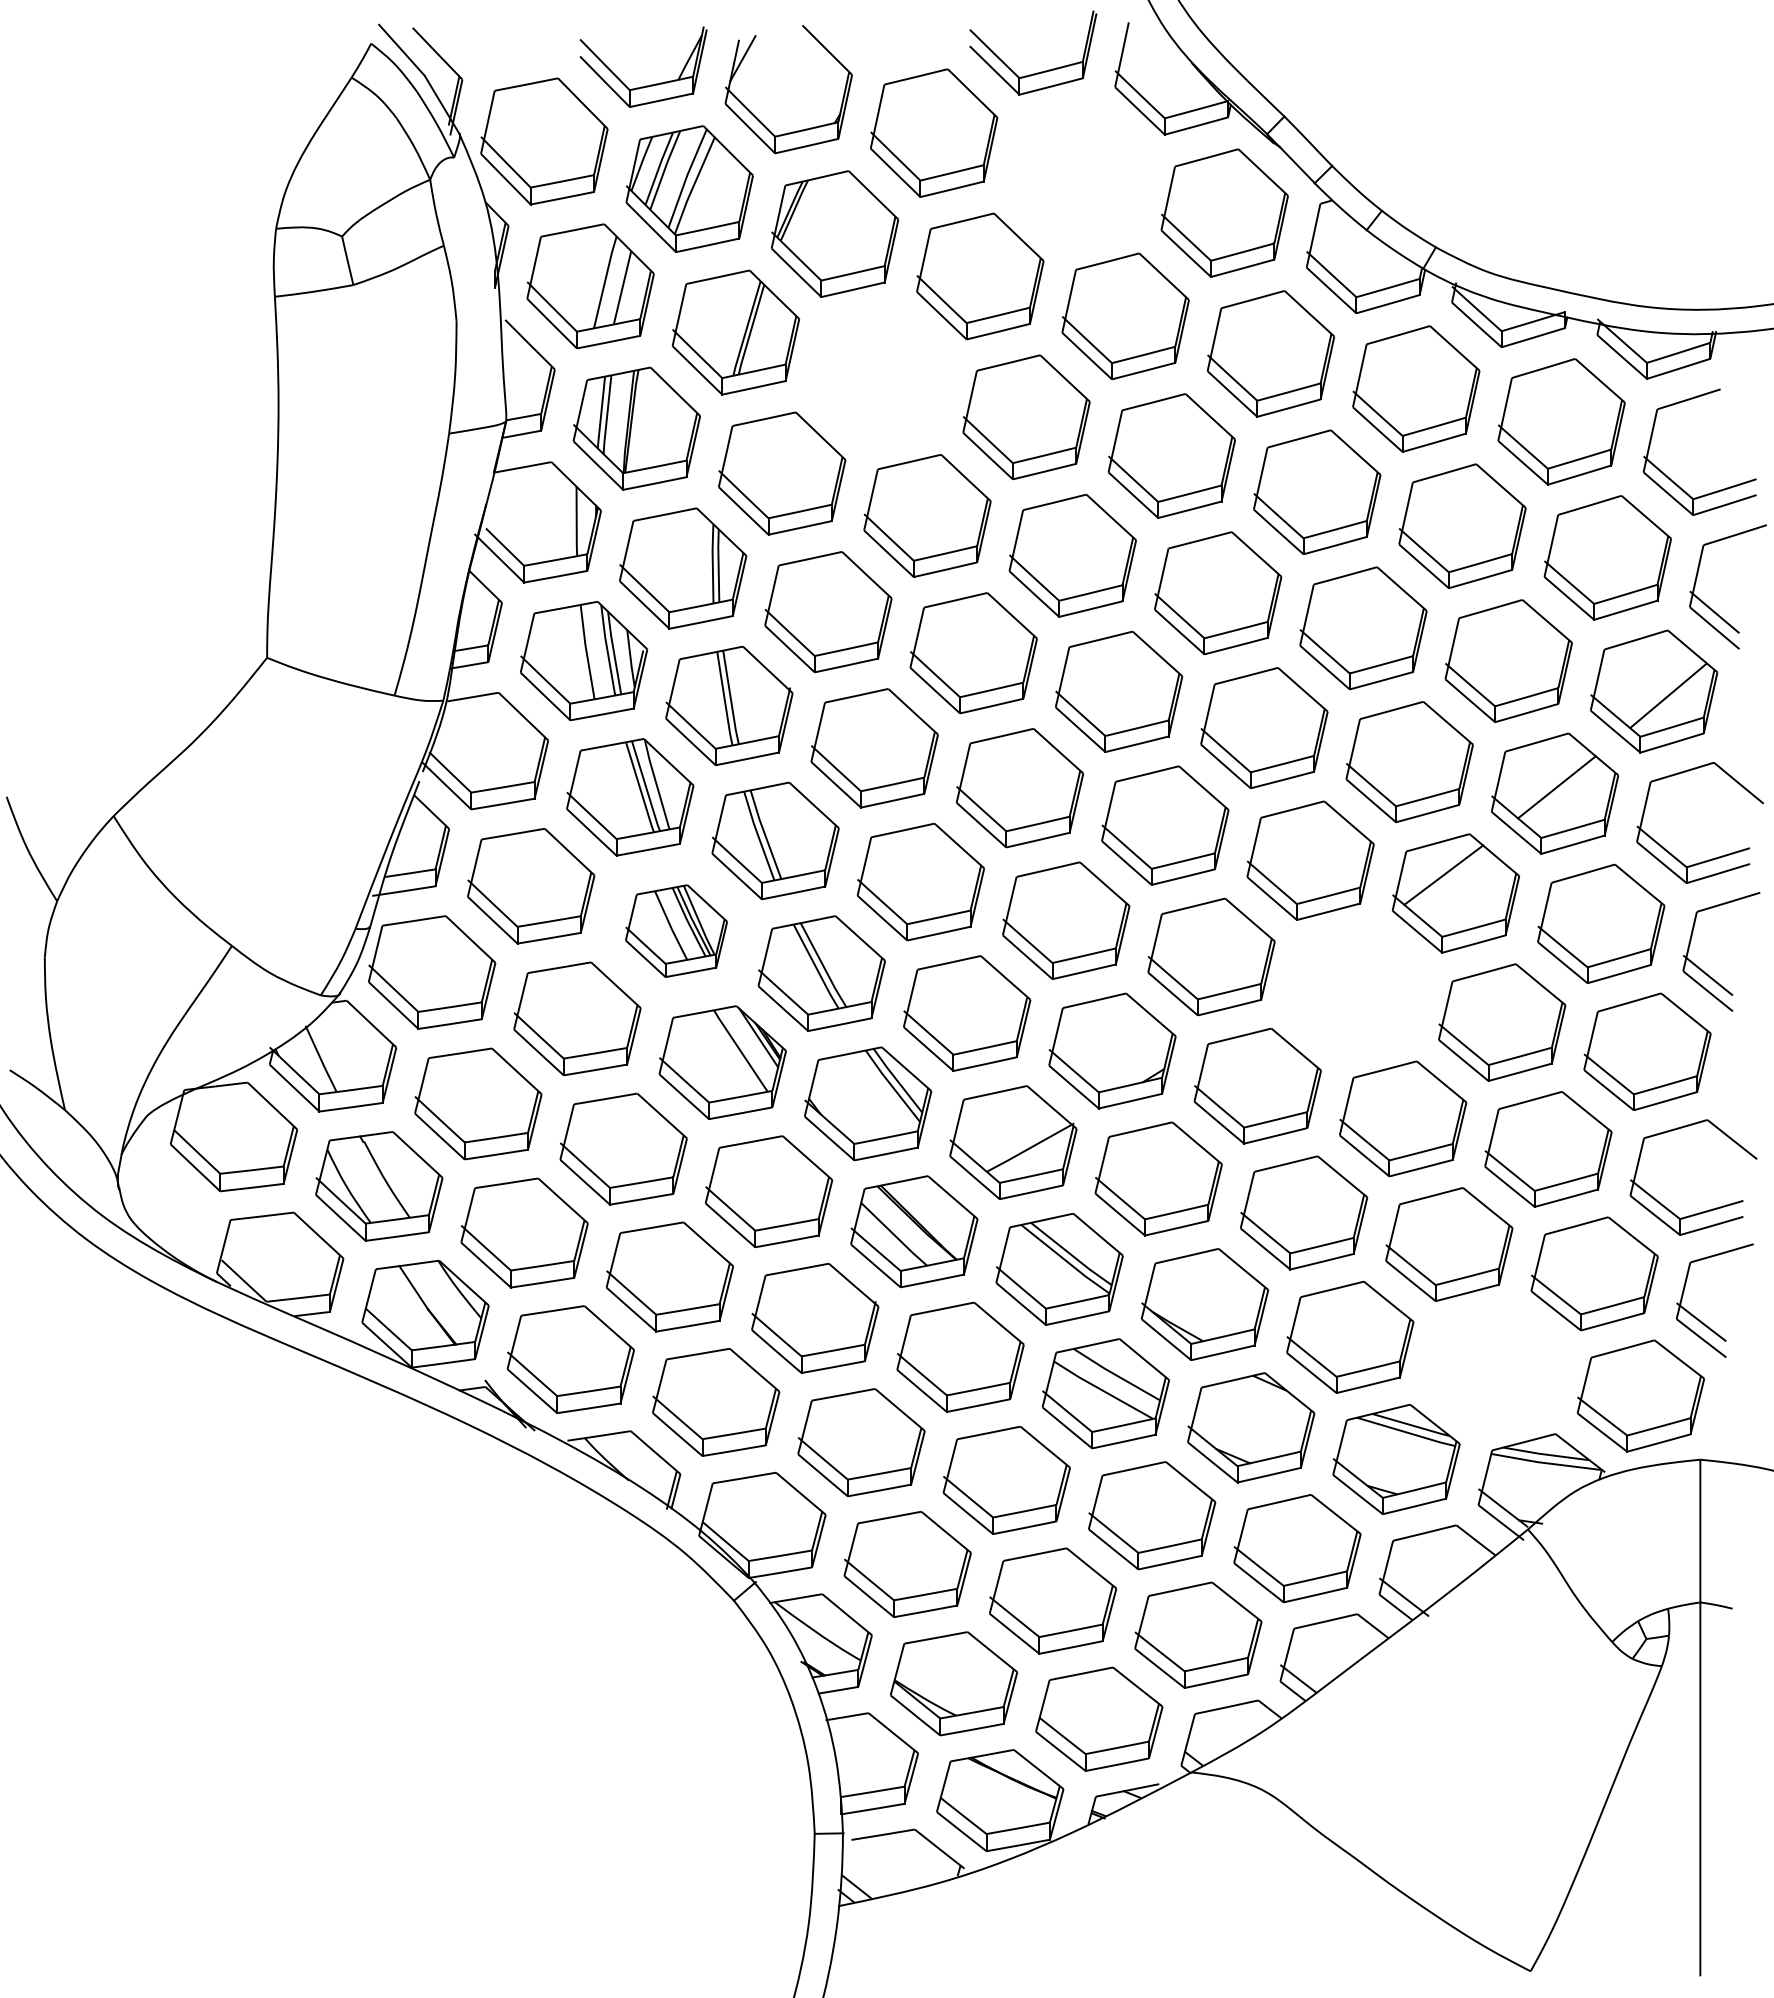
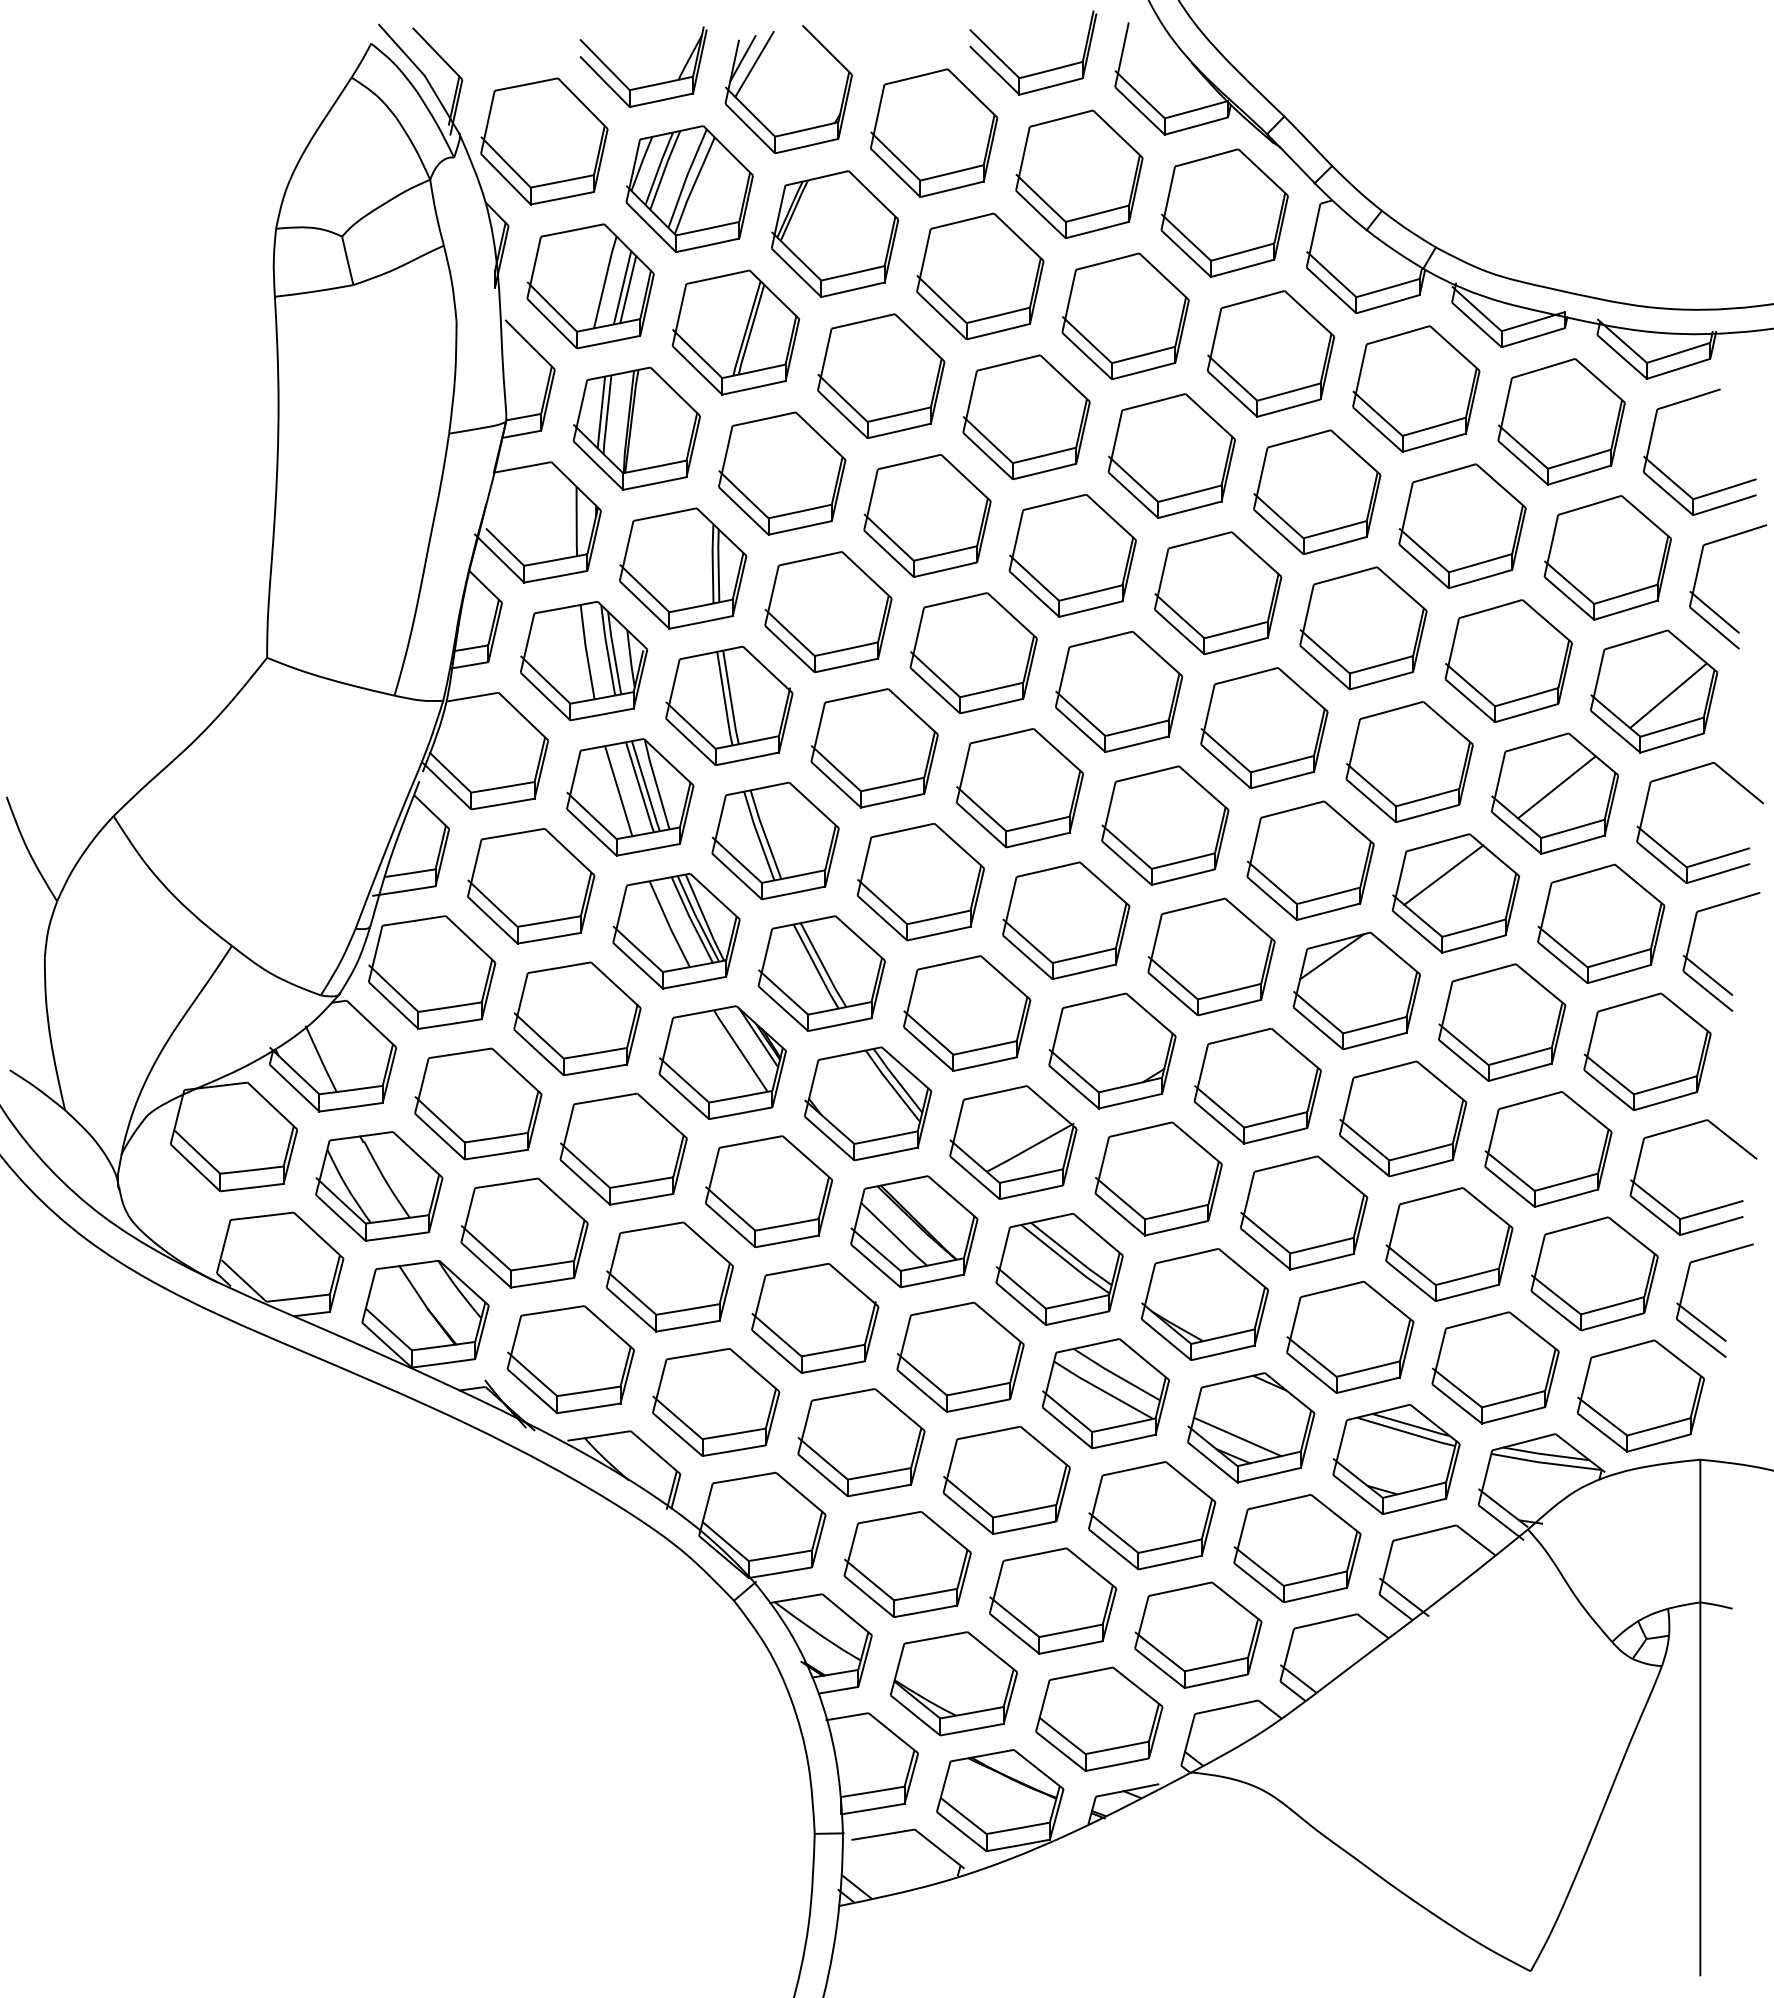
line: none -> present (754, 64)
part: none -> present (1079, 173)
line: none -> present (628, 289)
part: none -> present (881, 375)
line: none -> present (618, 791)
part size: 103x94 px -> 129x118 px (676, 930)
part: none -> present (1356, 990)
part: none -> present (1495, 1367)
line: none -> present (1237, 1436)
